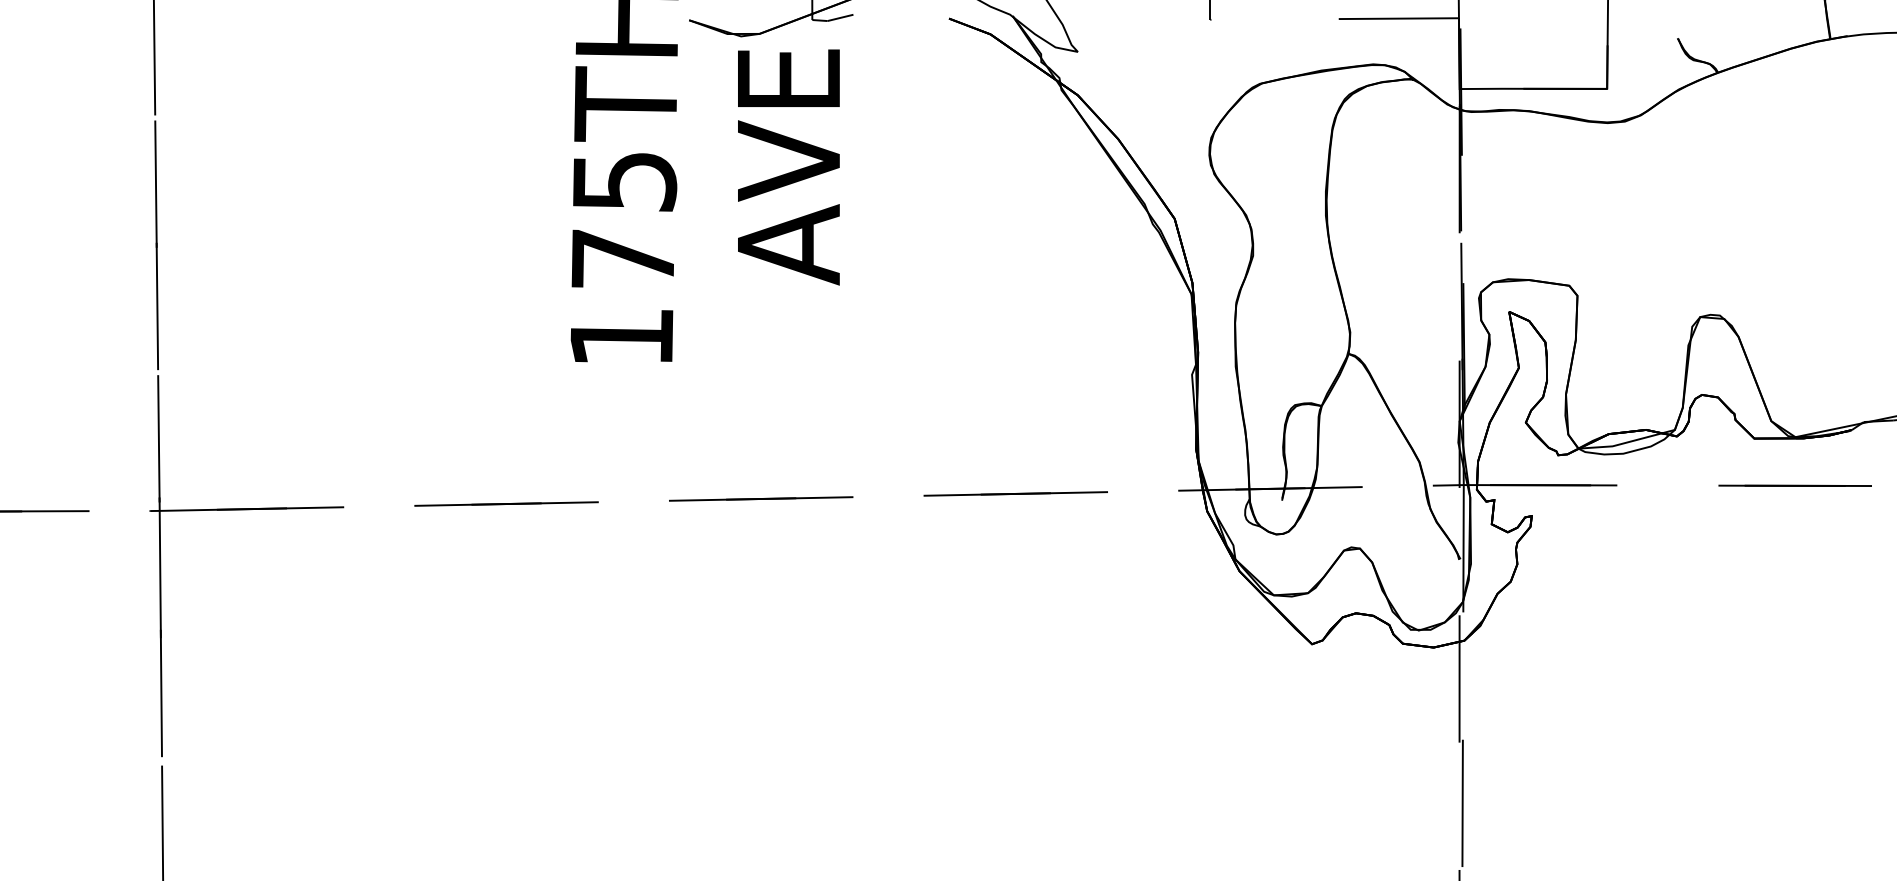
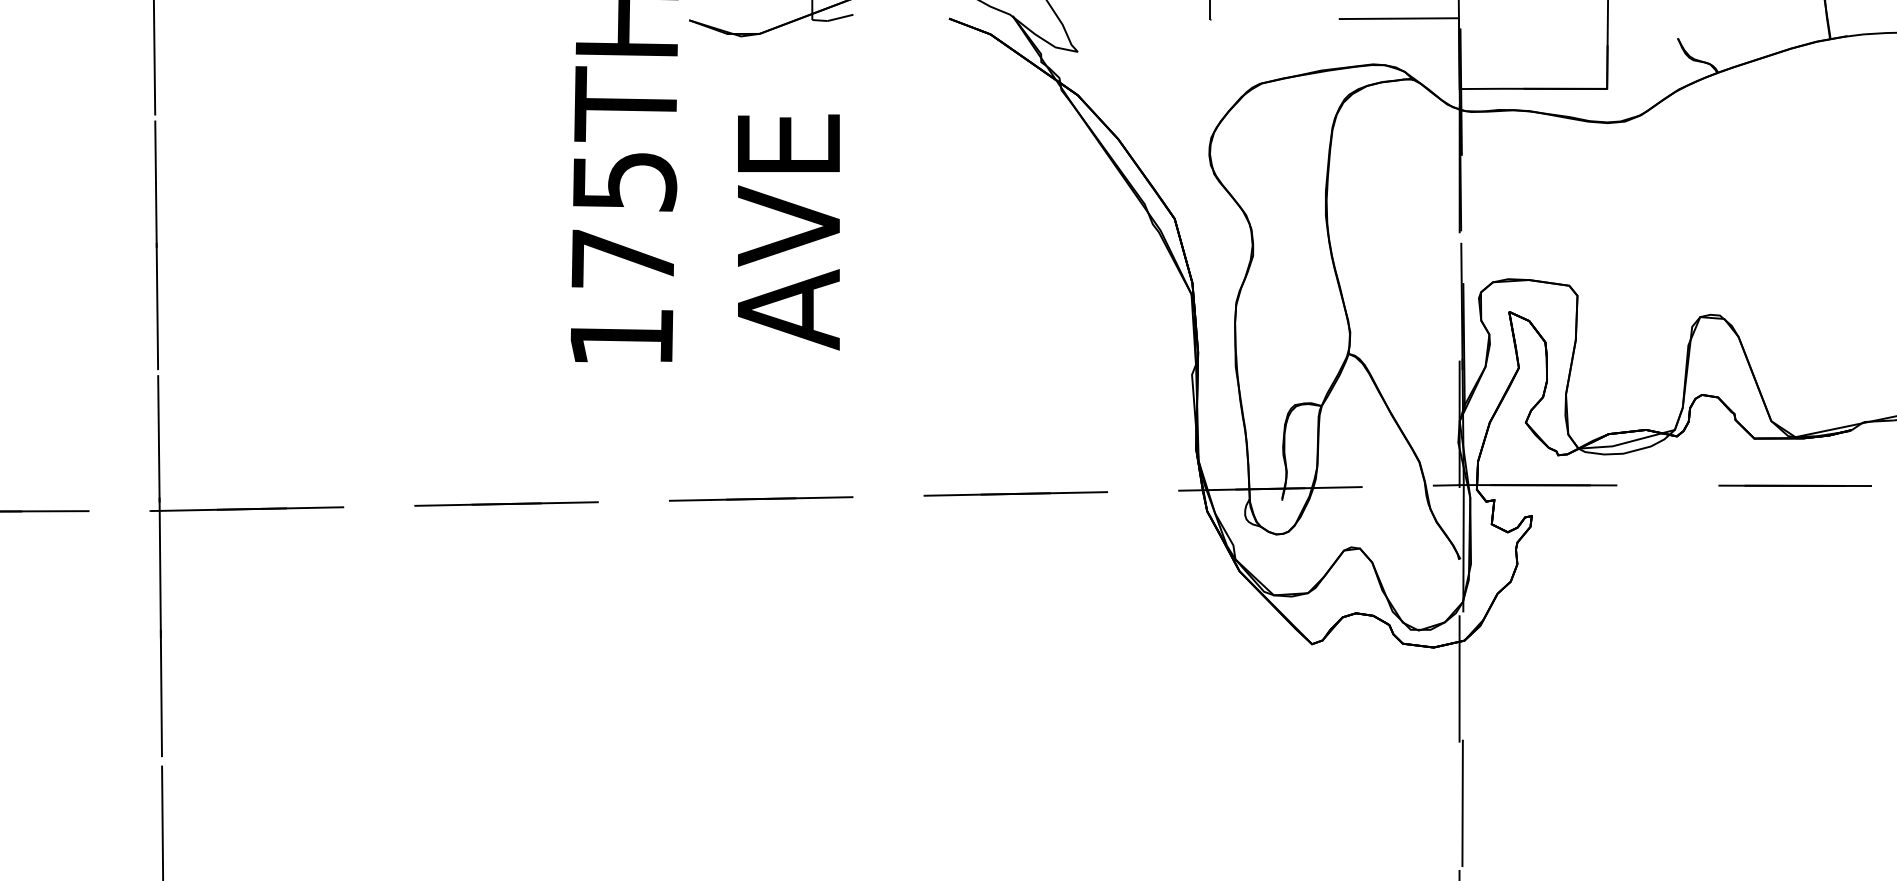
text position: (788, 167) -> (788, 232) (788, 232)
